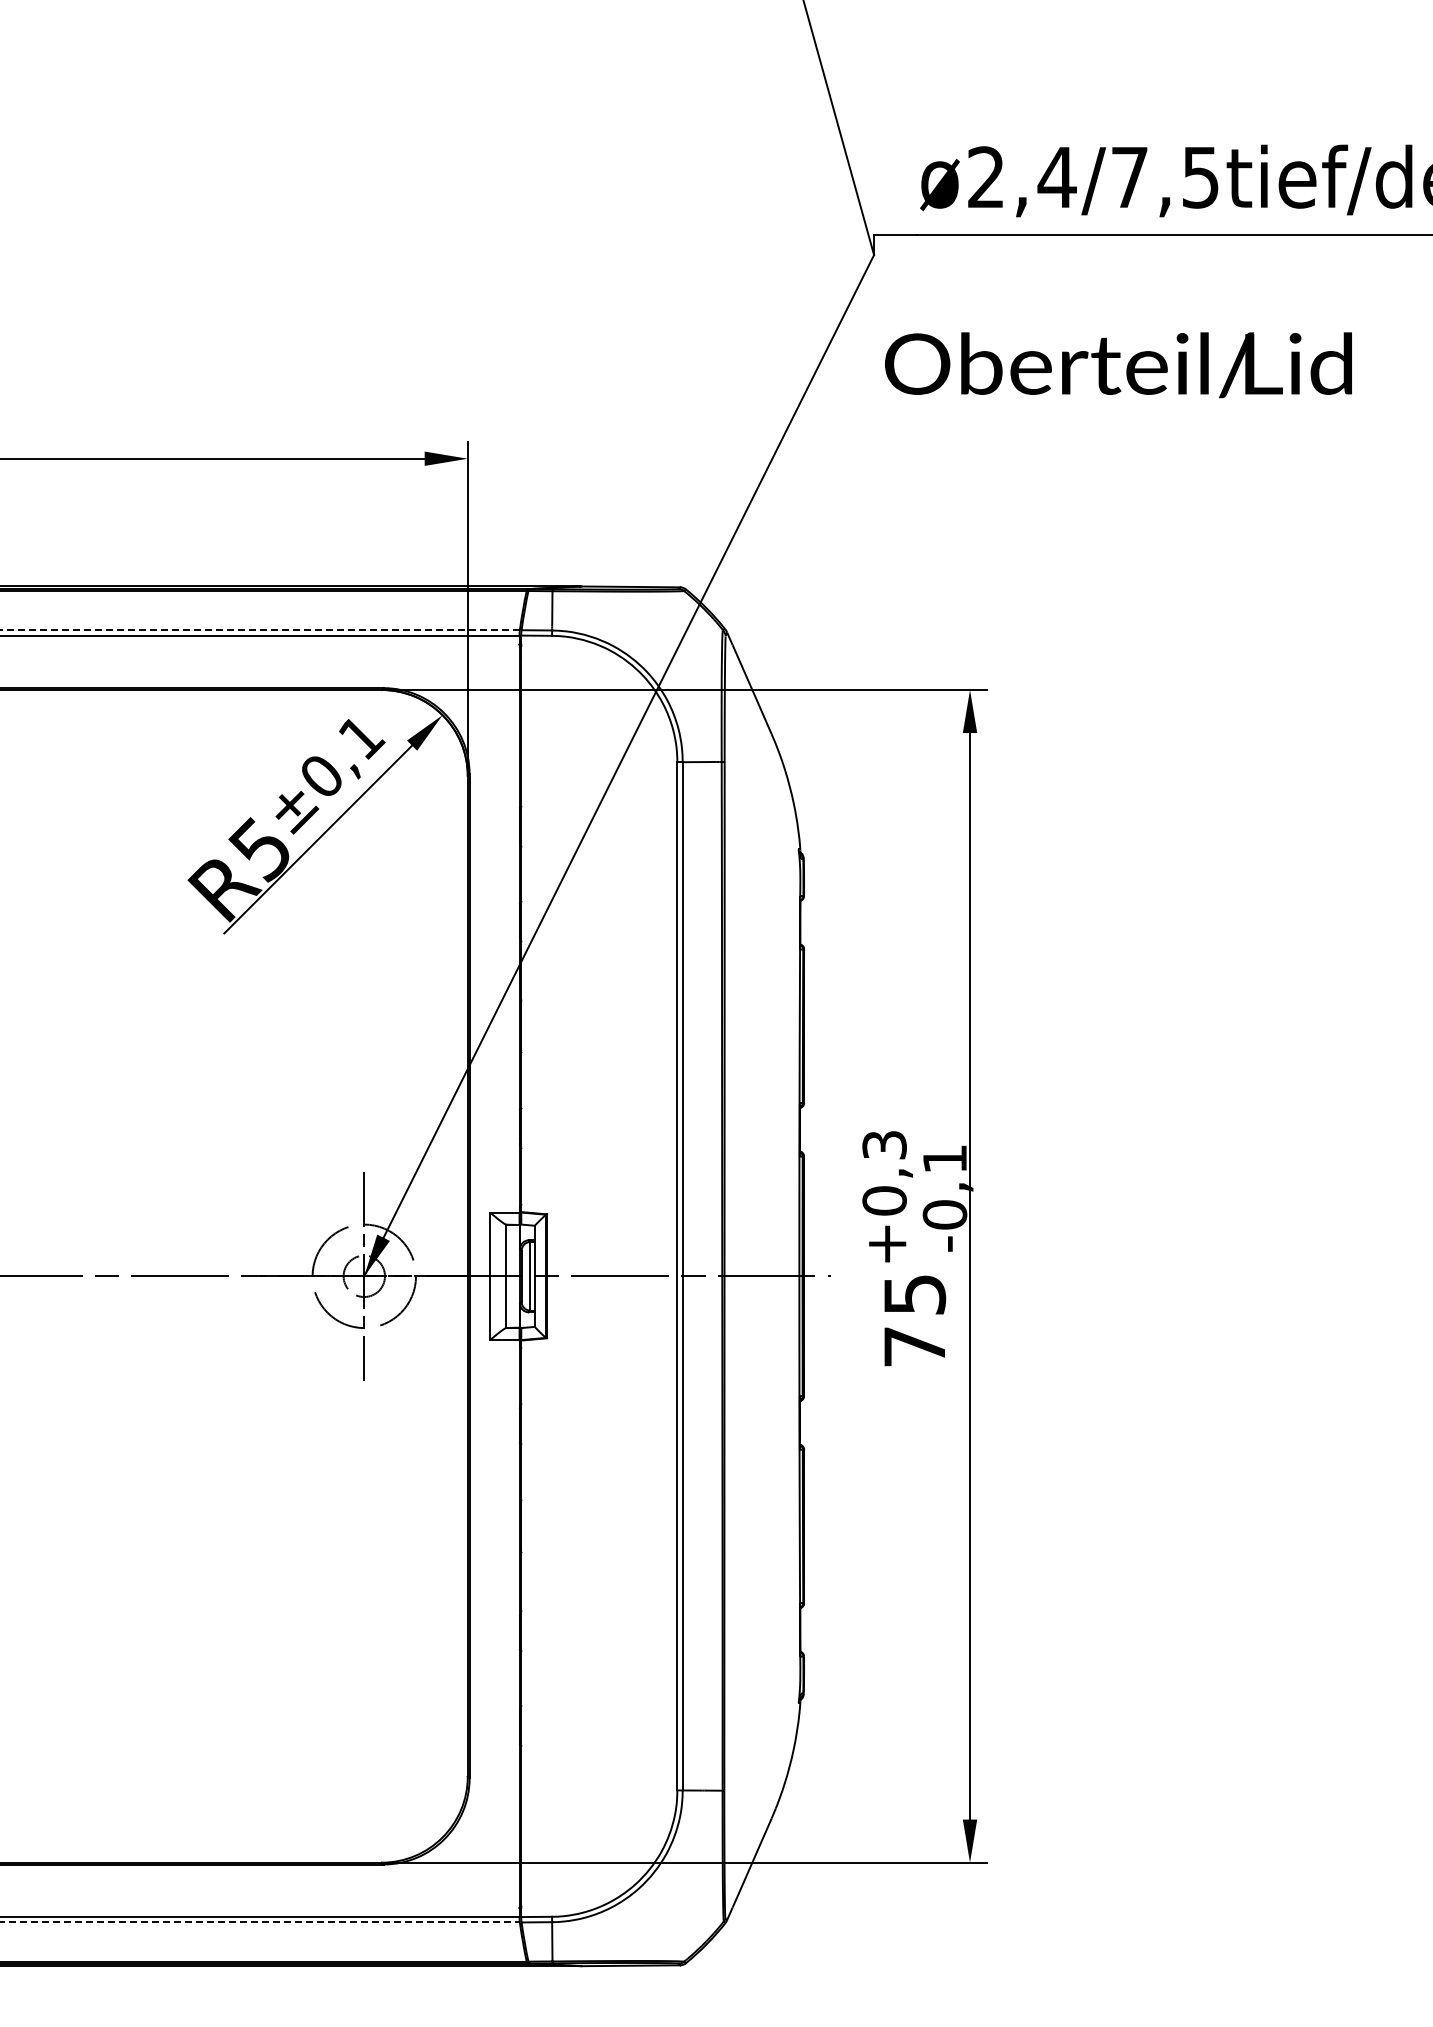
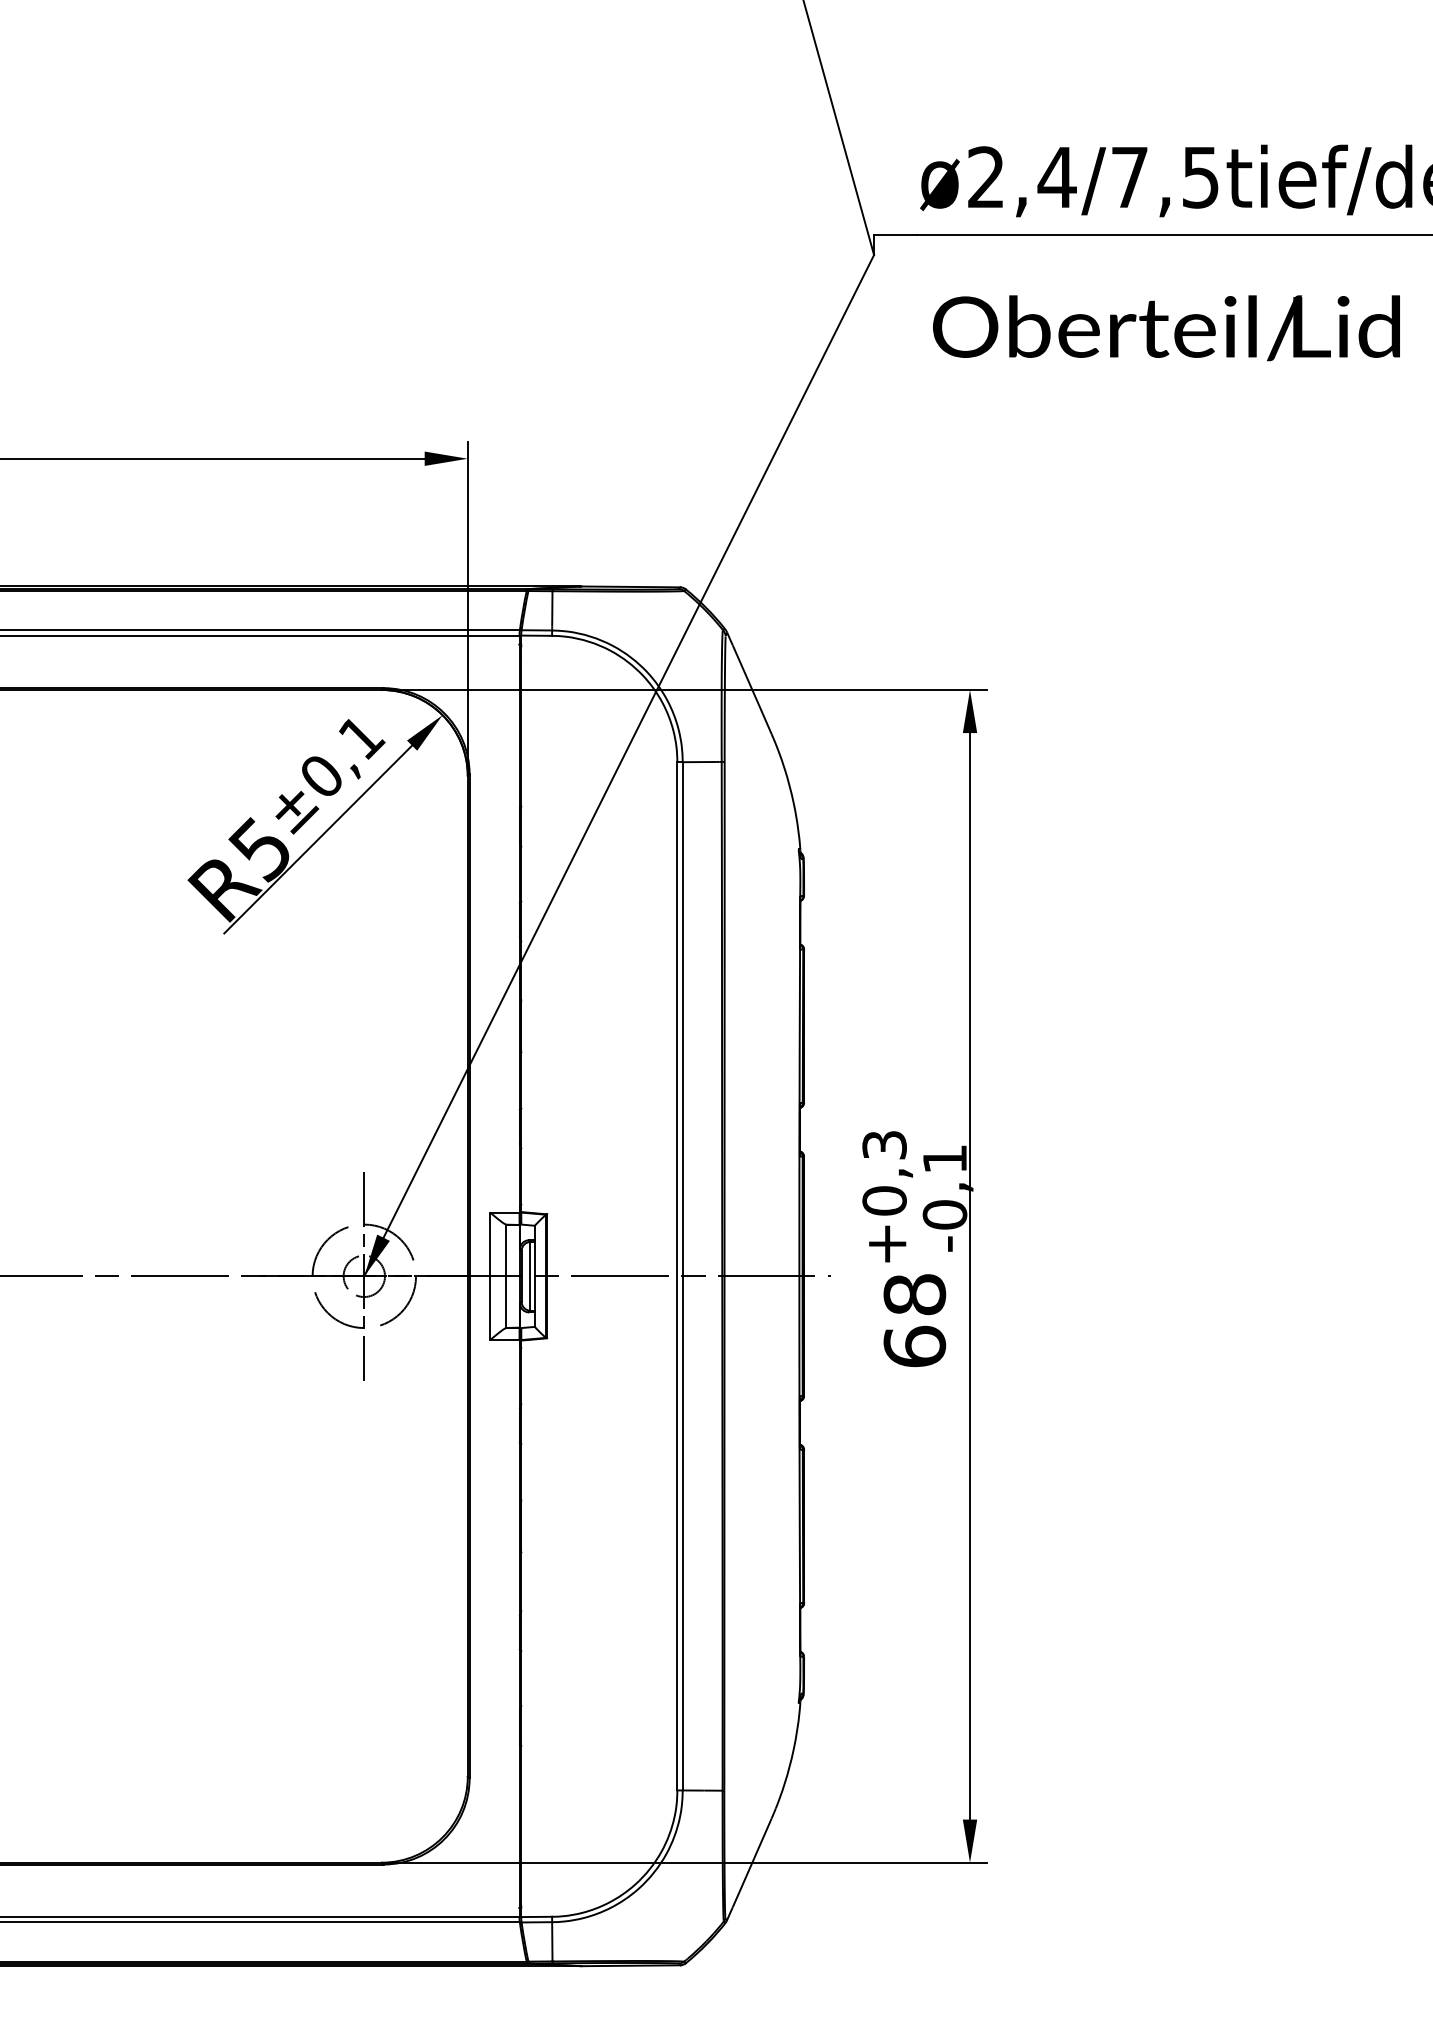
text position: (1118, 365) -> (1166, 328) (1166, 328)
line: dashed -> solid (259, 630)
text: 75 -> 68 (914, 1320)
line: dashed -> solid (259, 1922)
